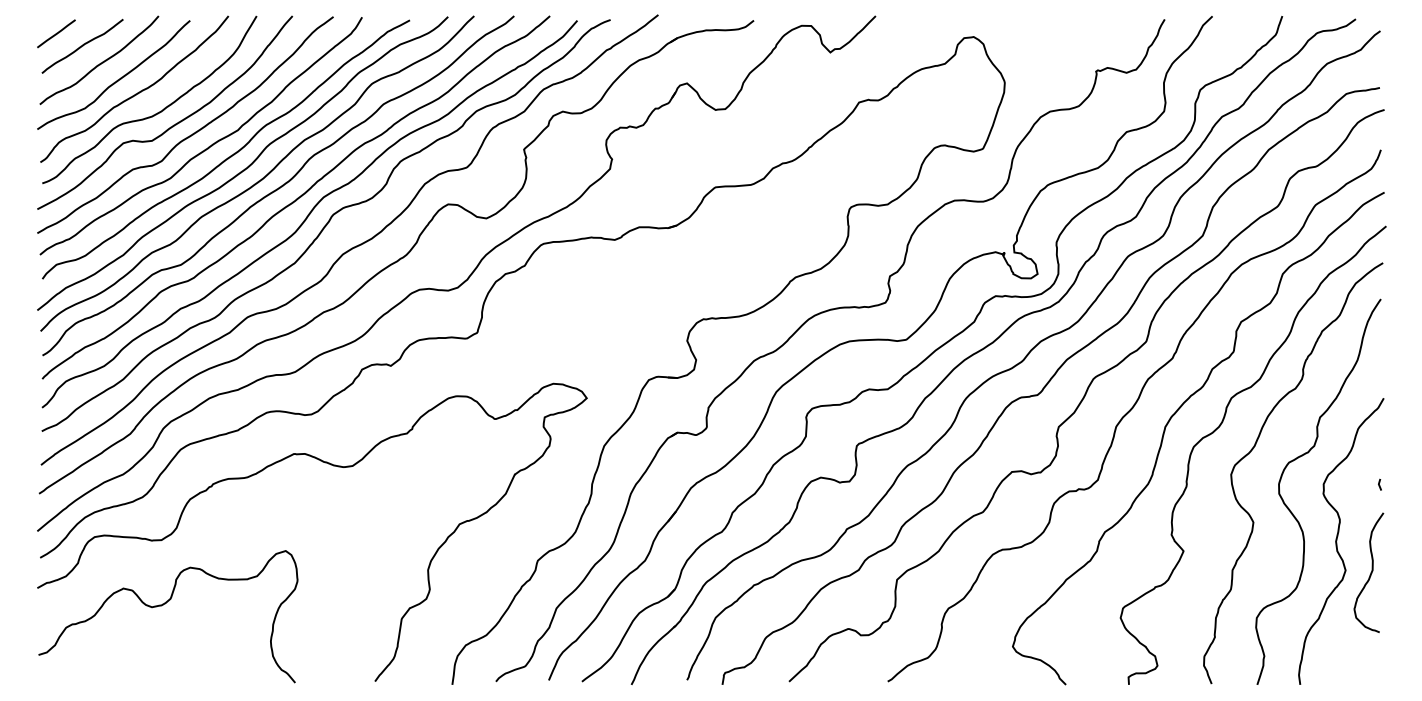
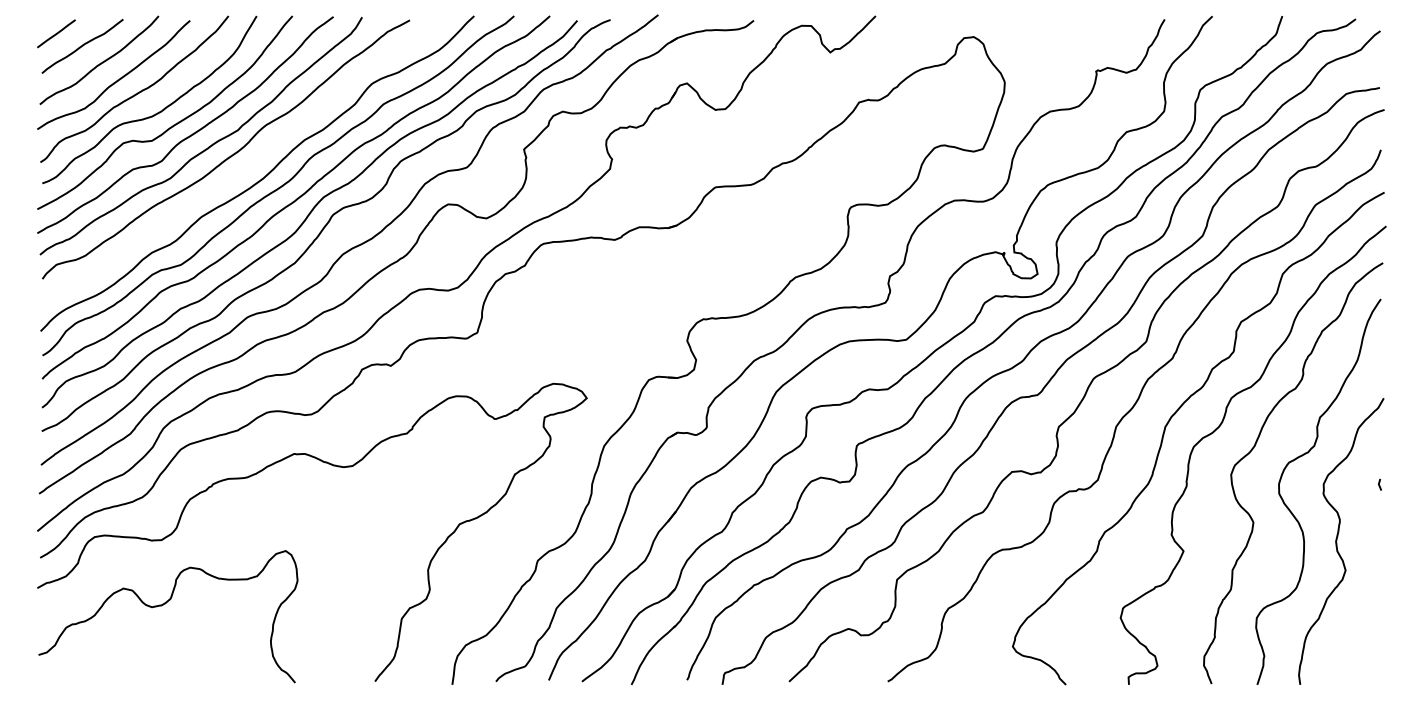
curve: present -> none (244, 168)
curve: present -> none (1370, 572)
